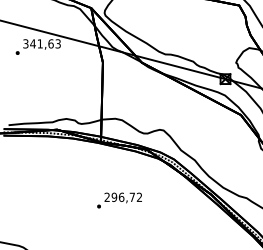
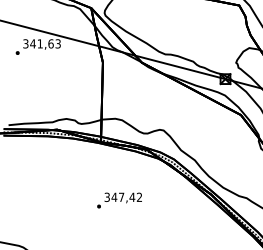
text: 296,72 -> 347,42 (119, 196)
